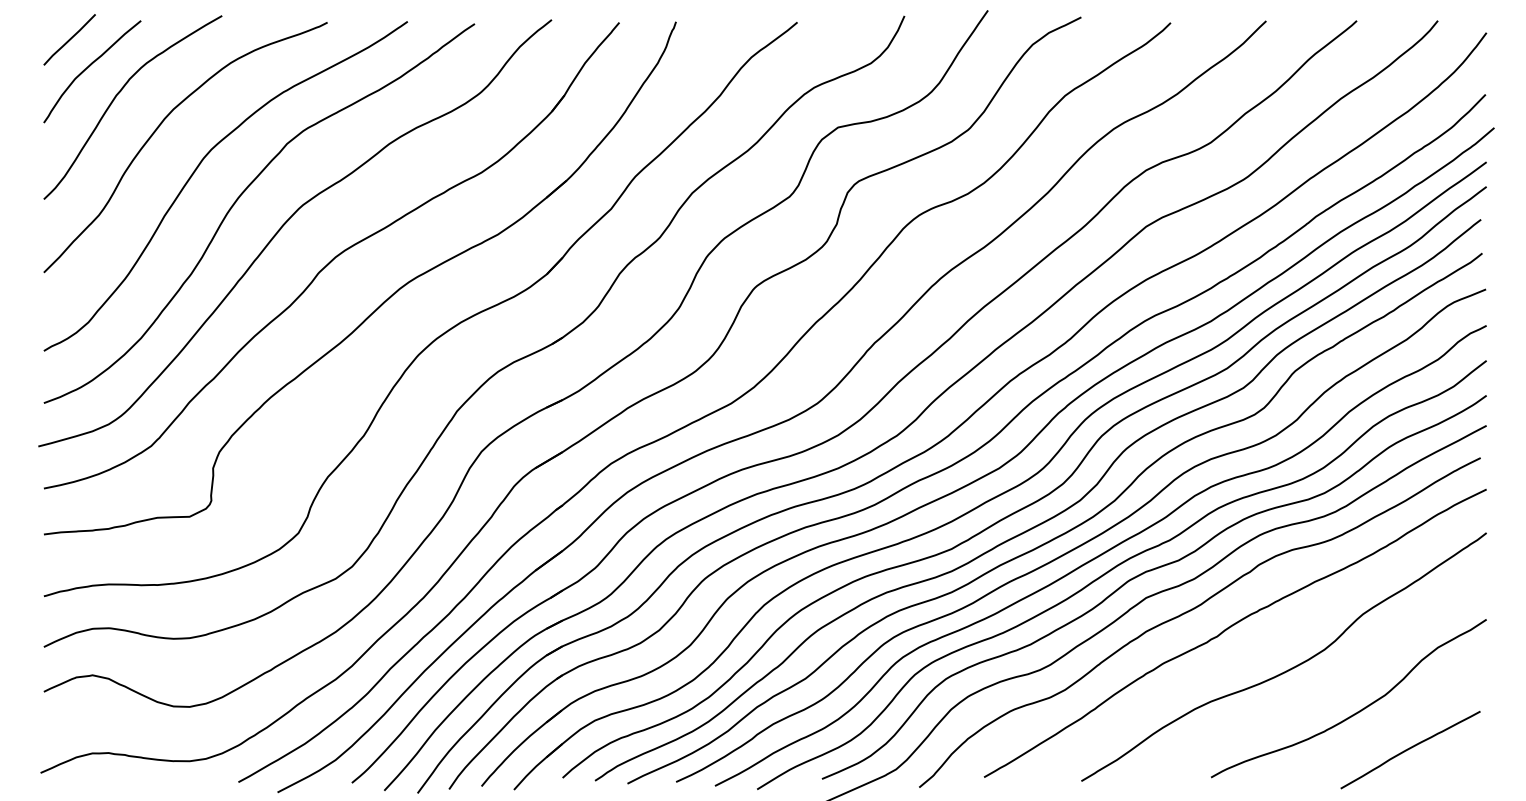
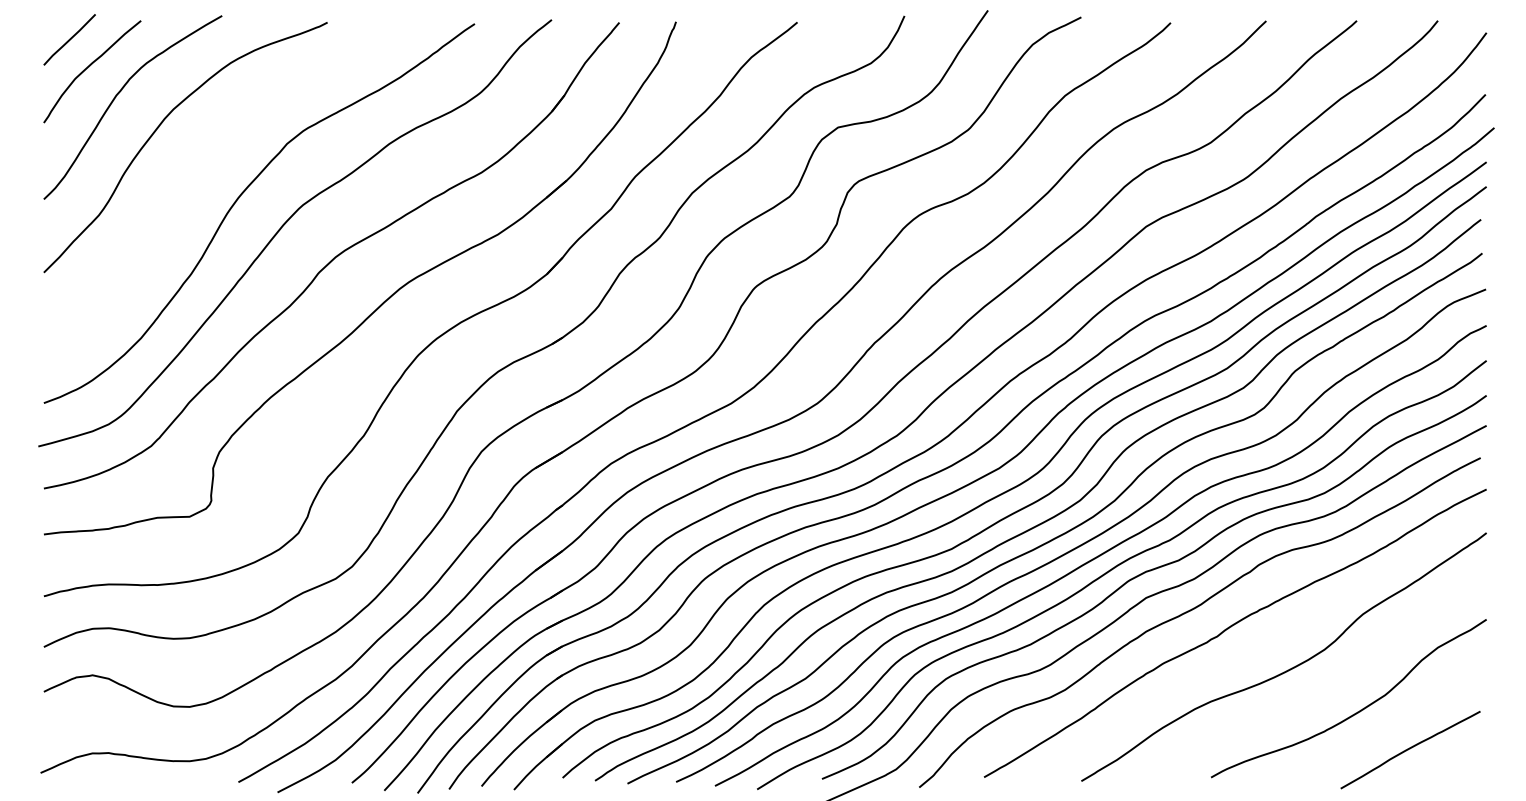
curve: present -> none (197, 169)
